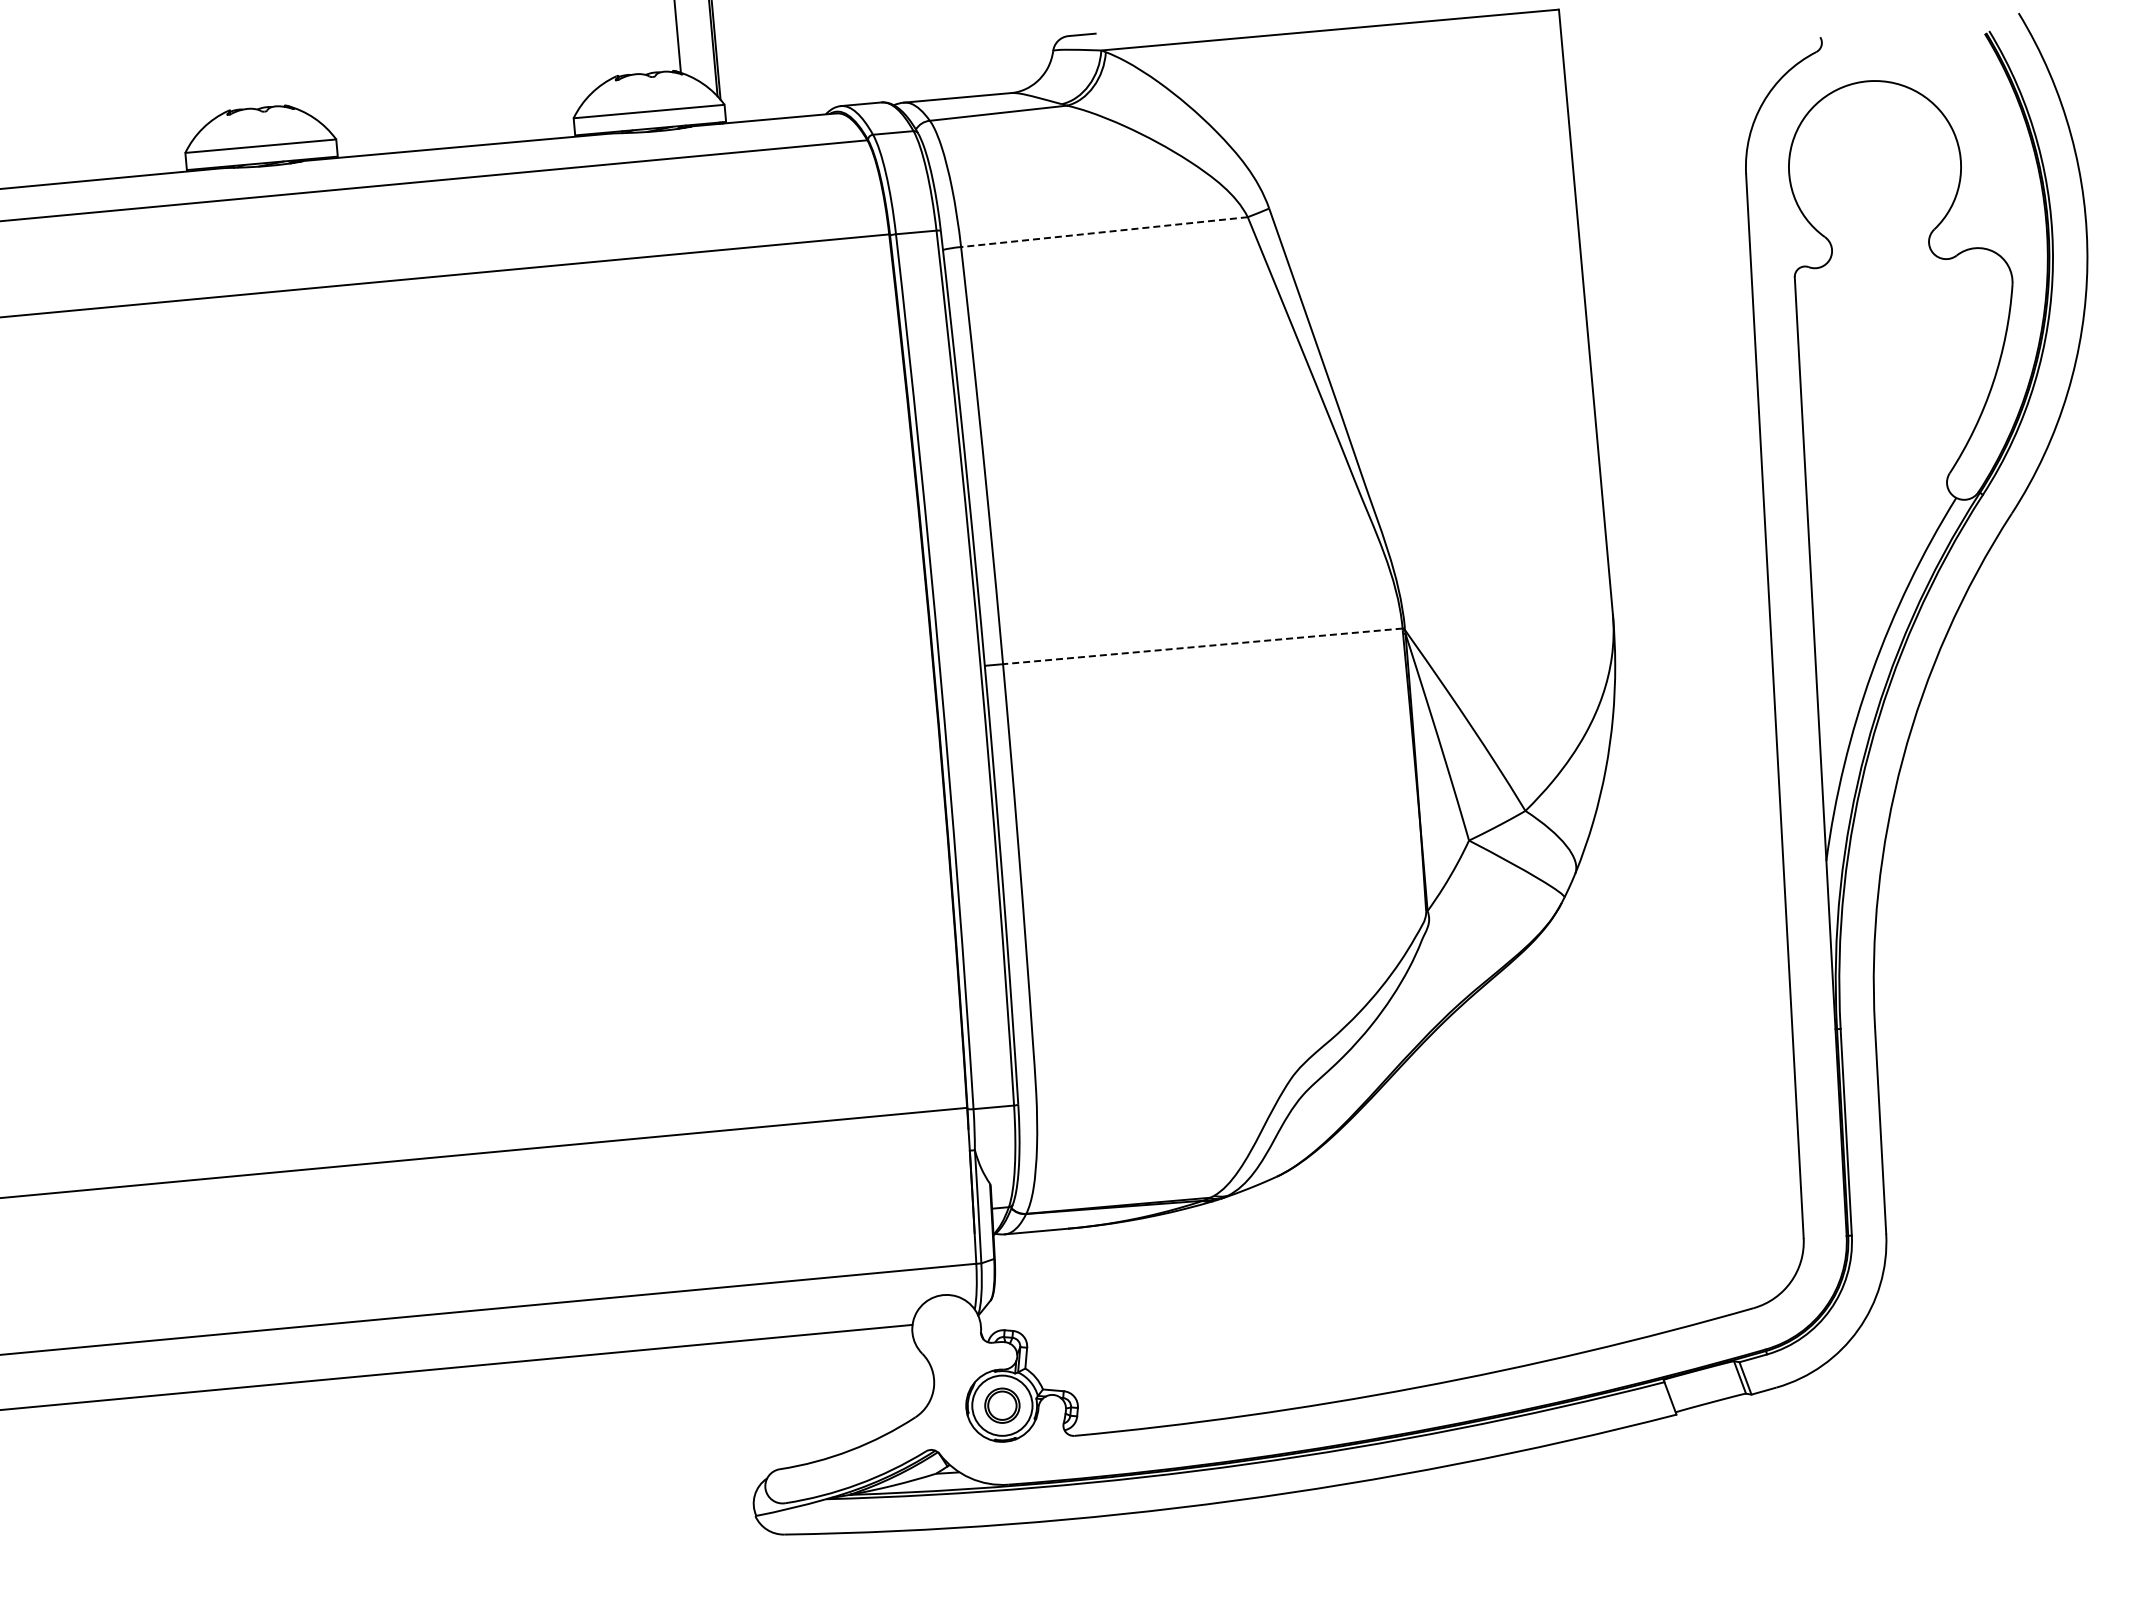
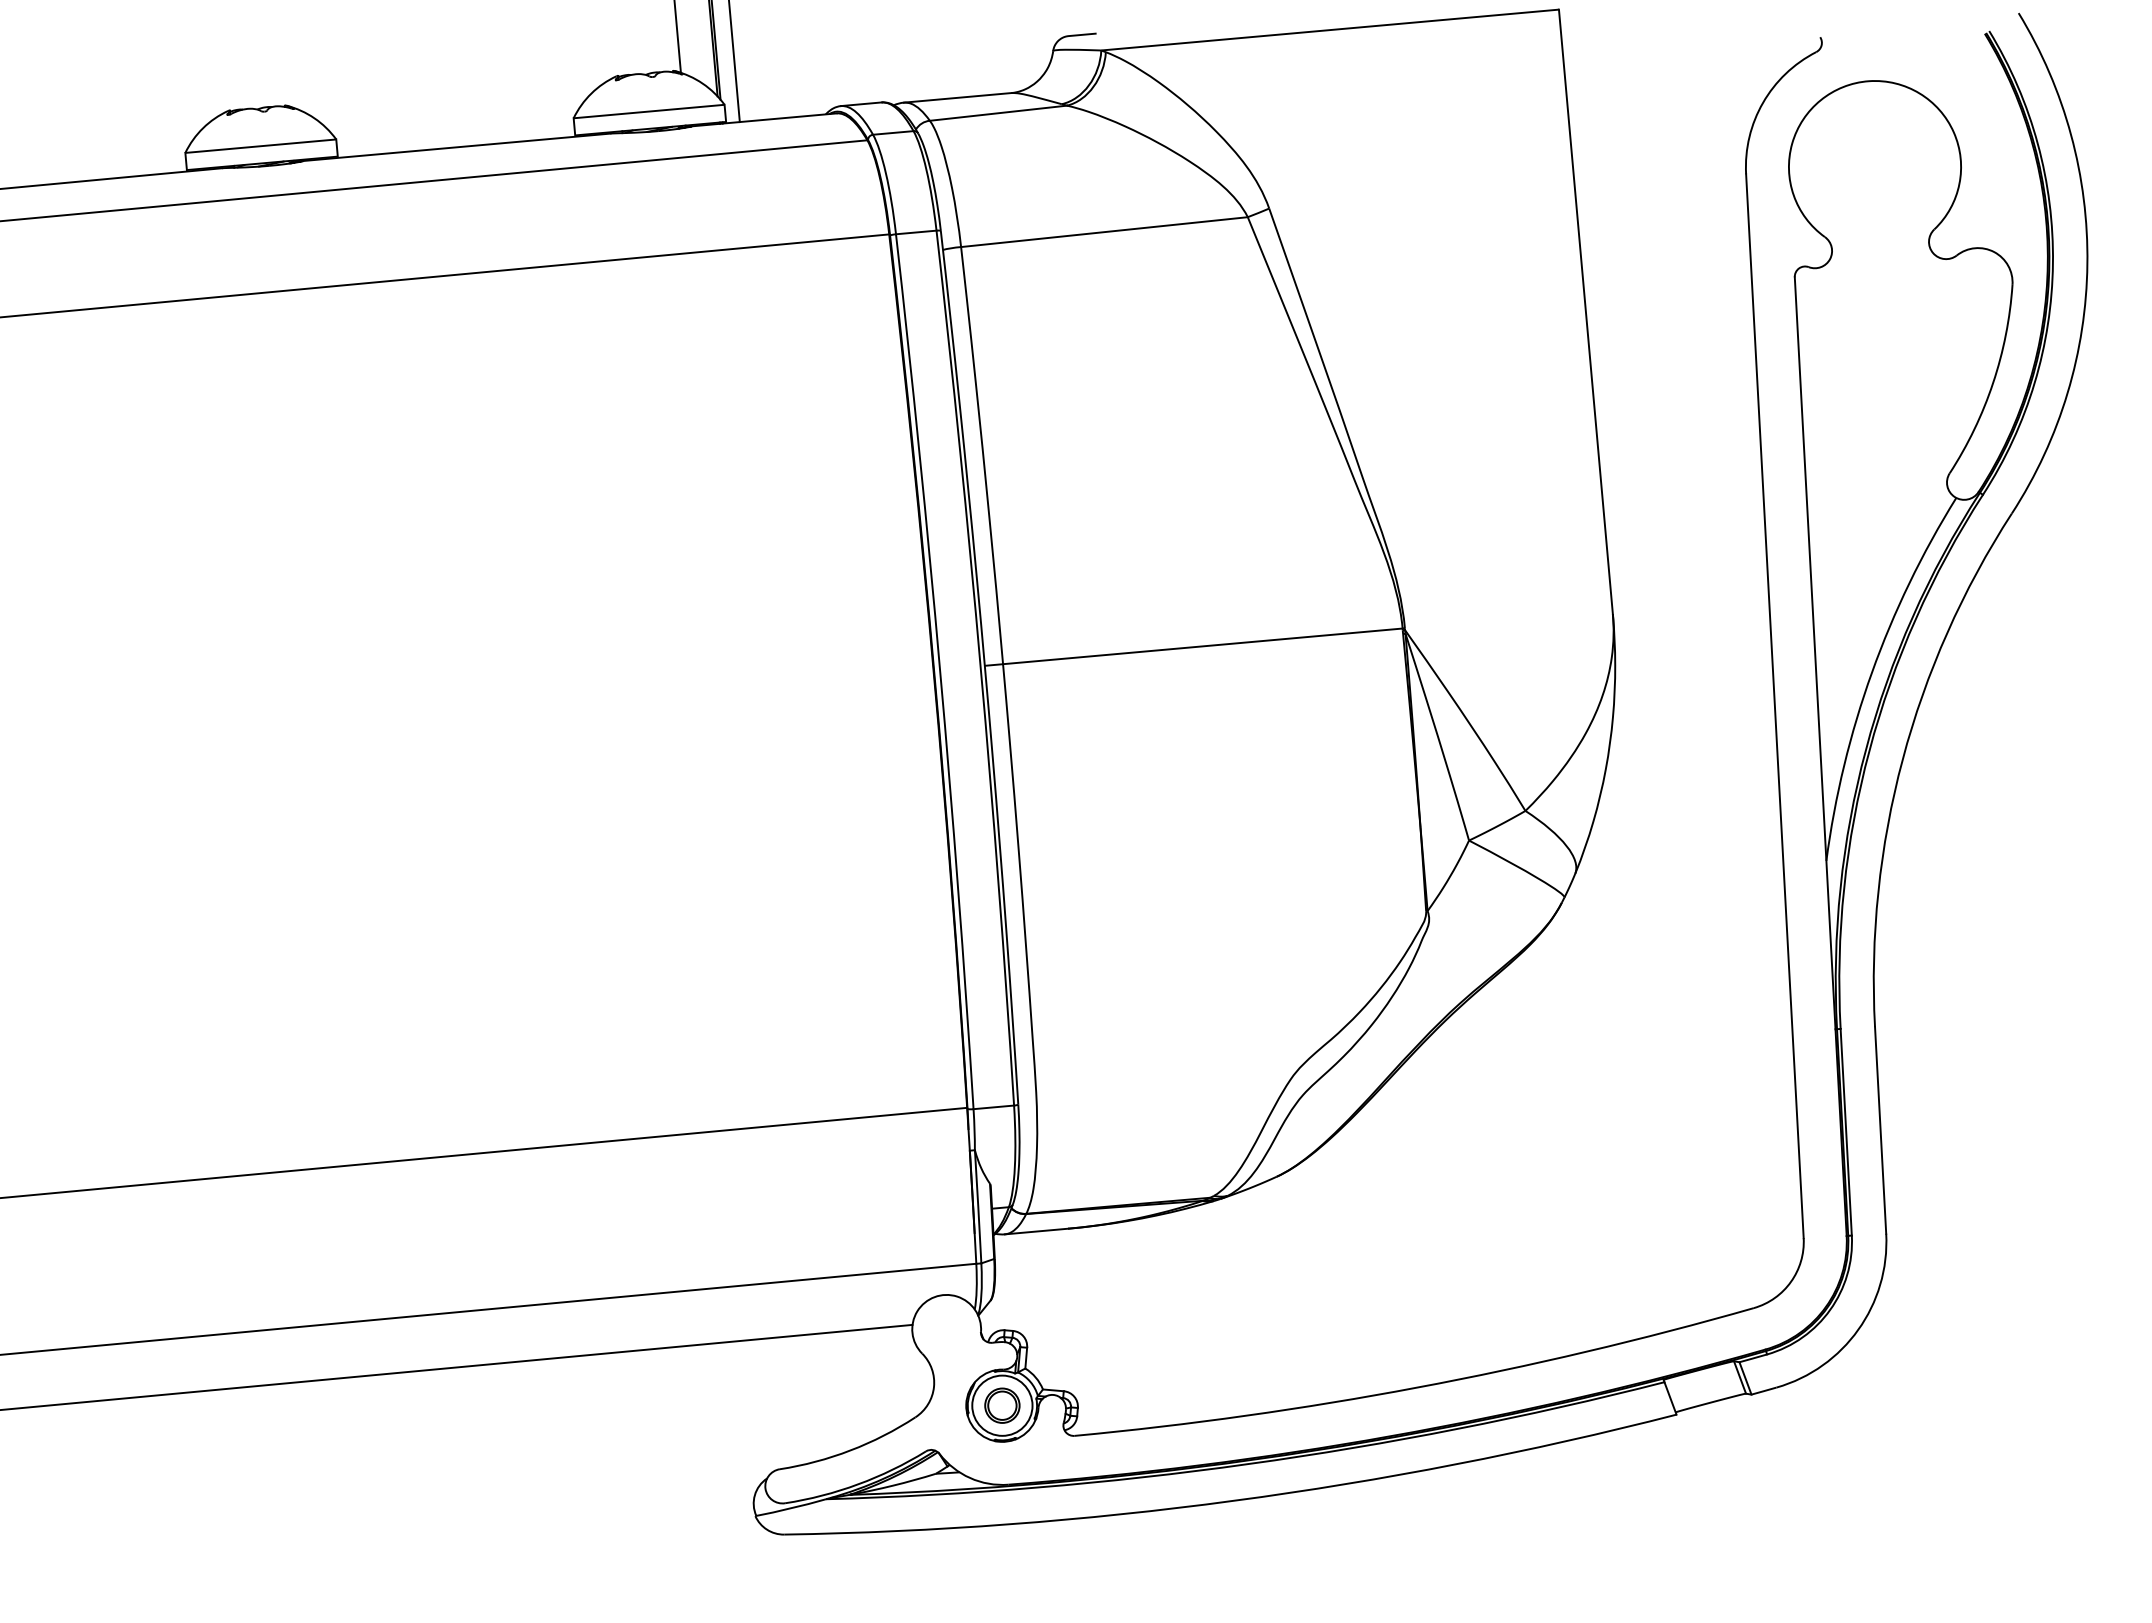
line: none -> present (734, 62)
line: dashed -> solid (1103, 232)
line: dashed -> solid (1202, 646)
